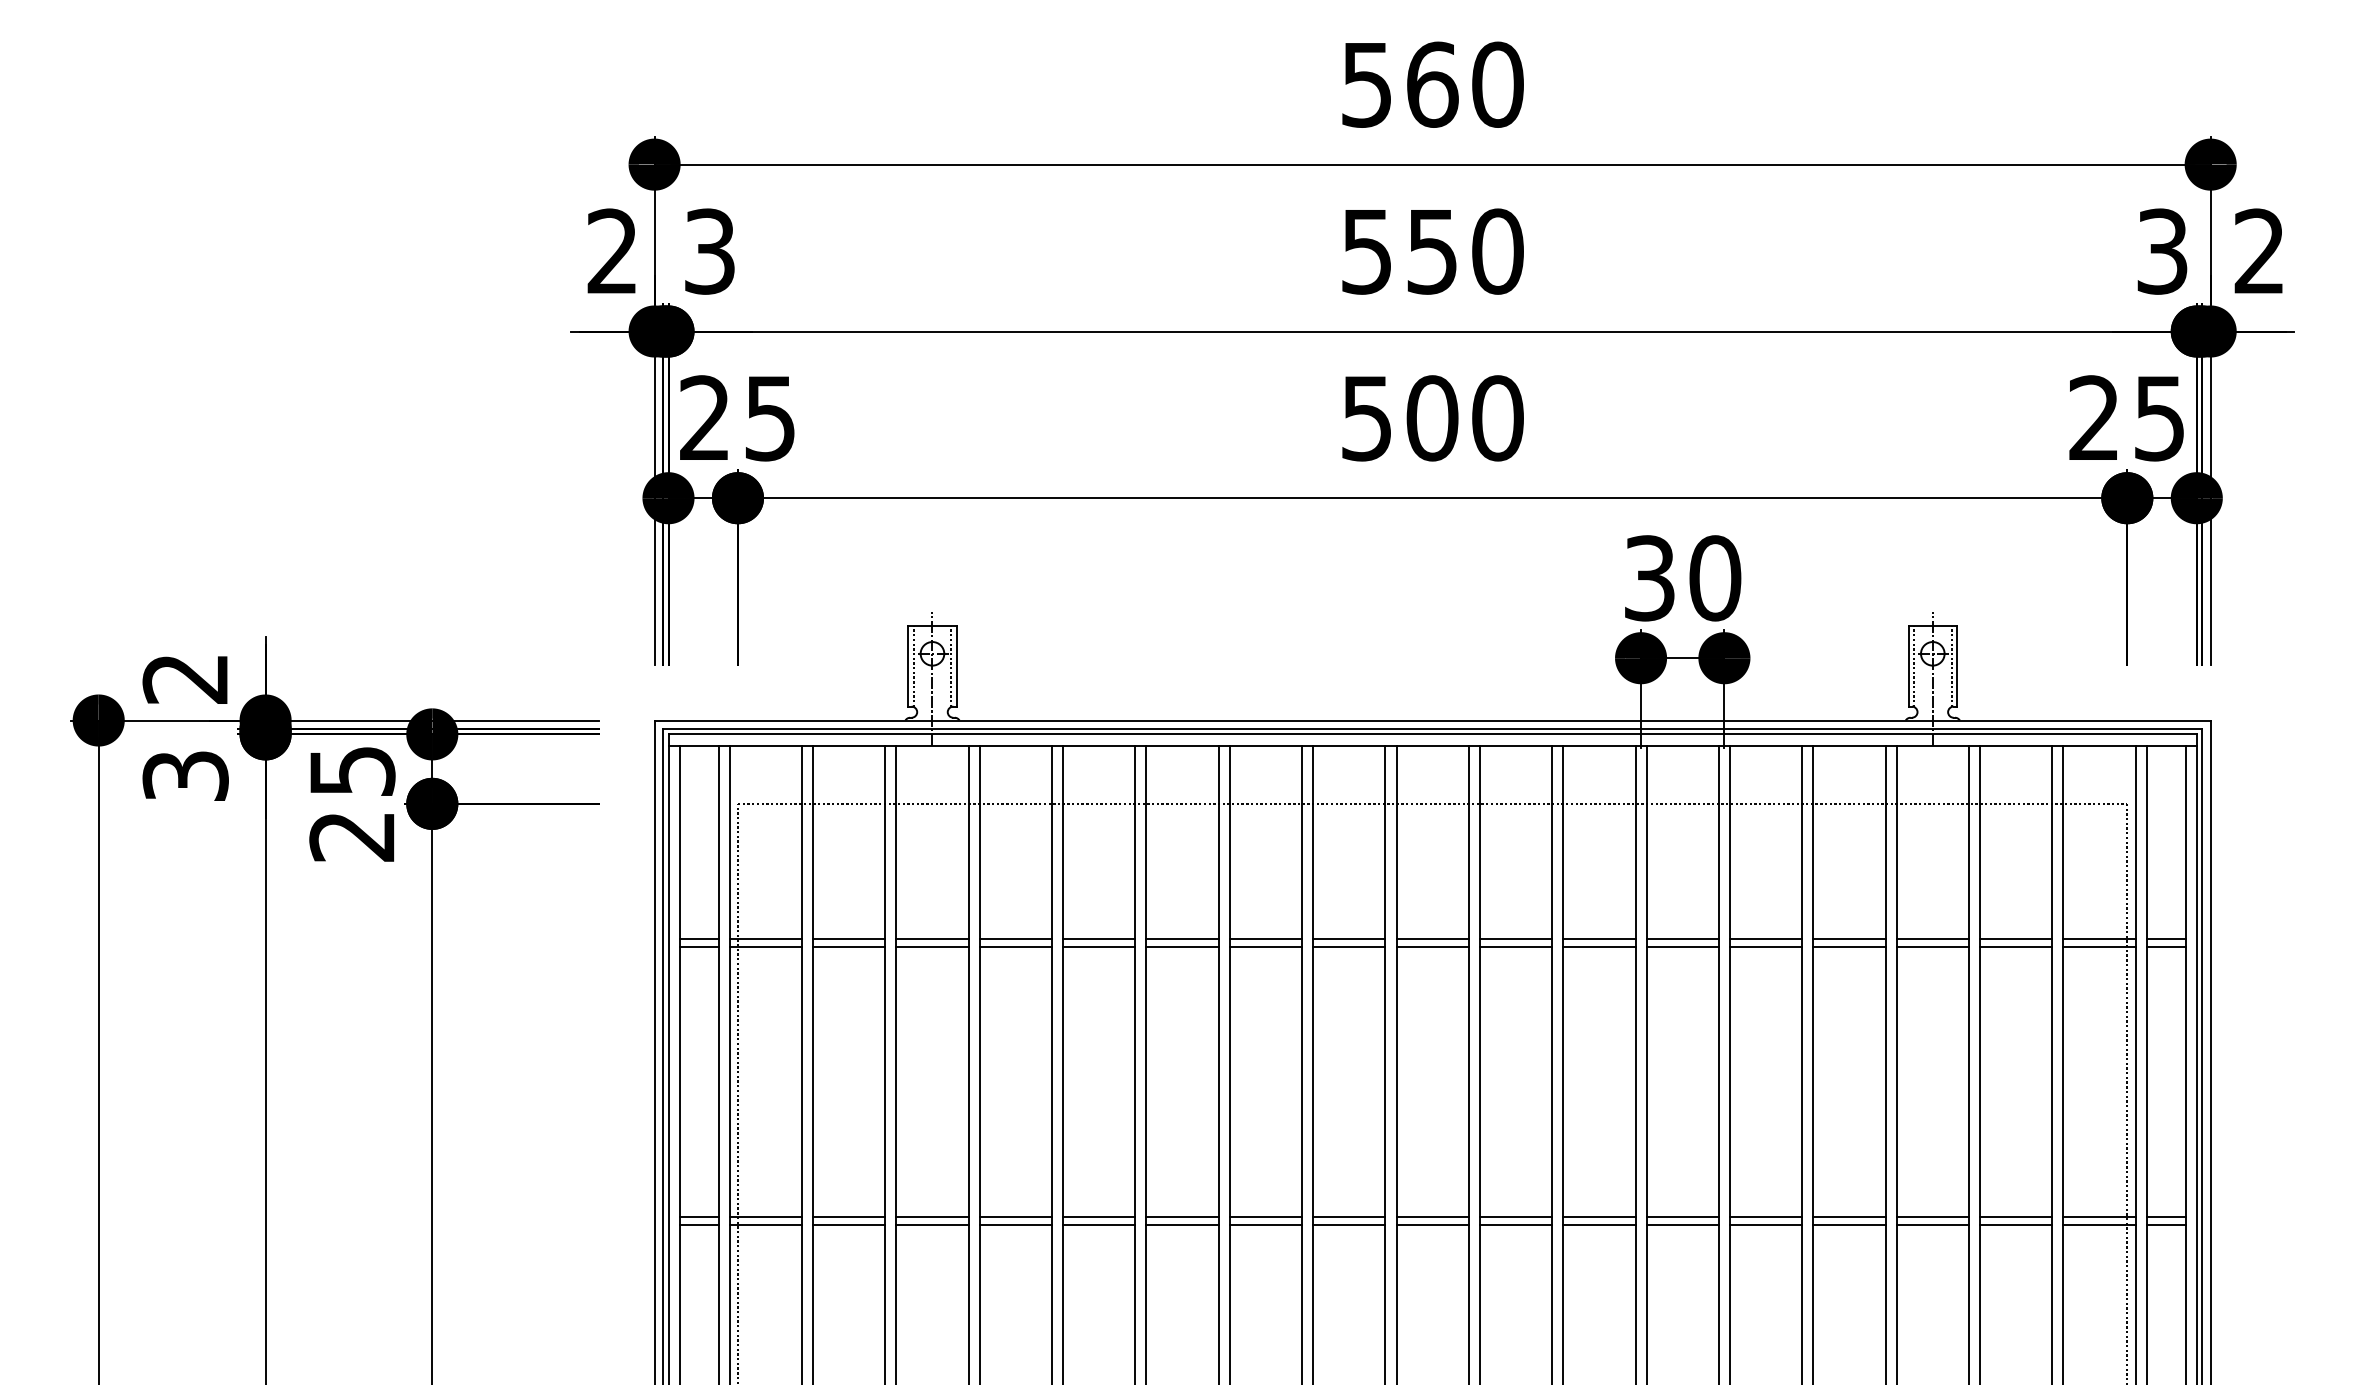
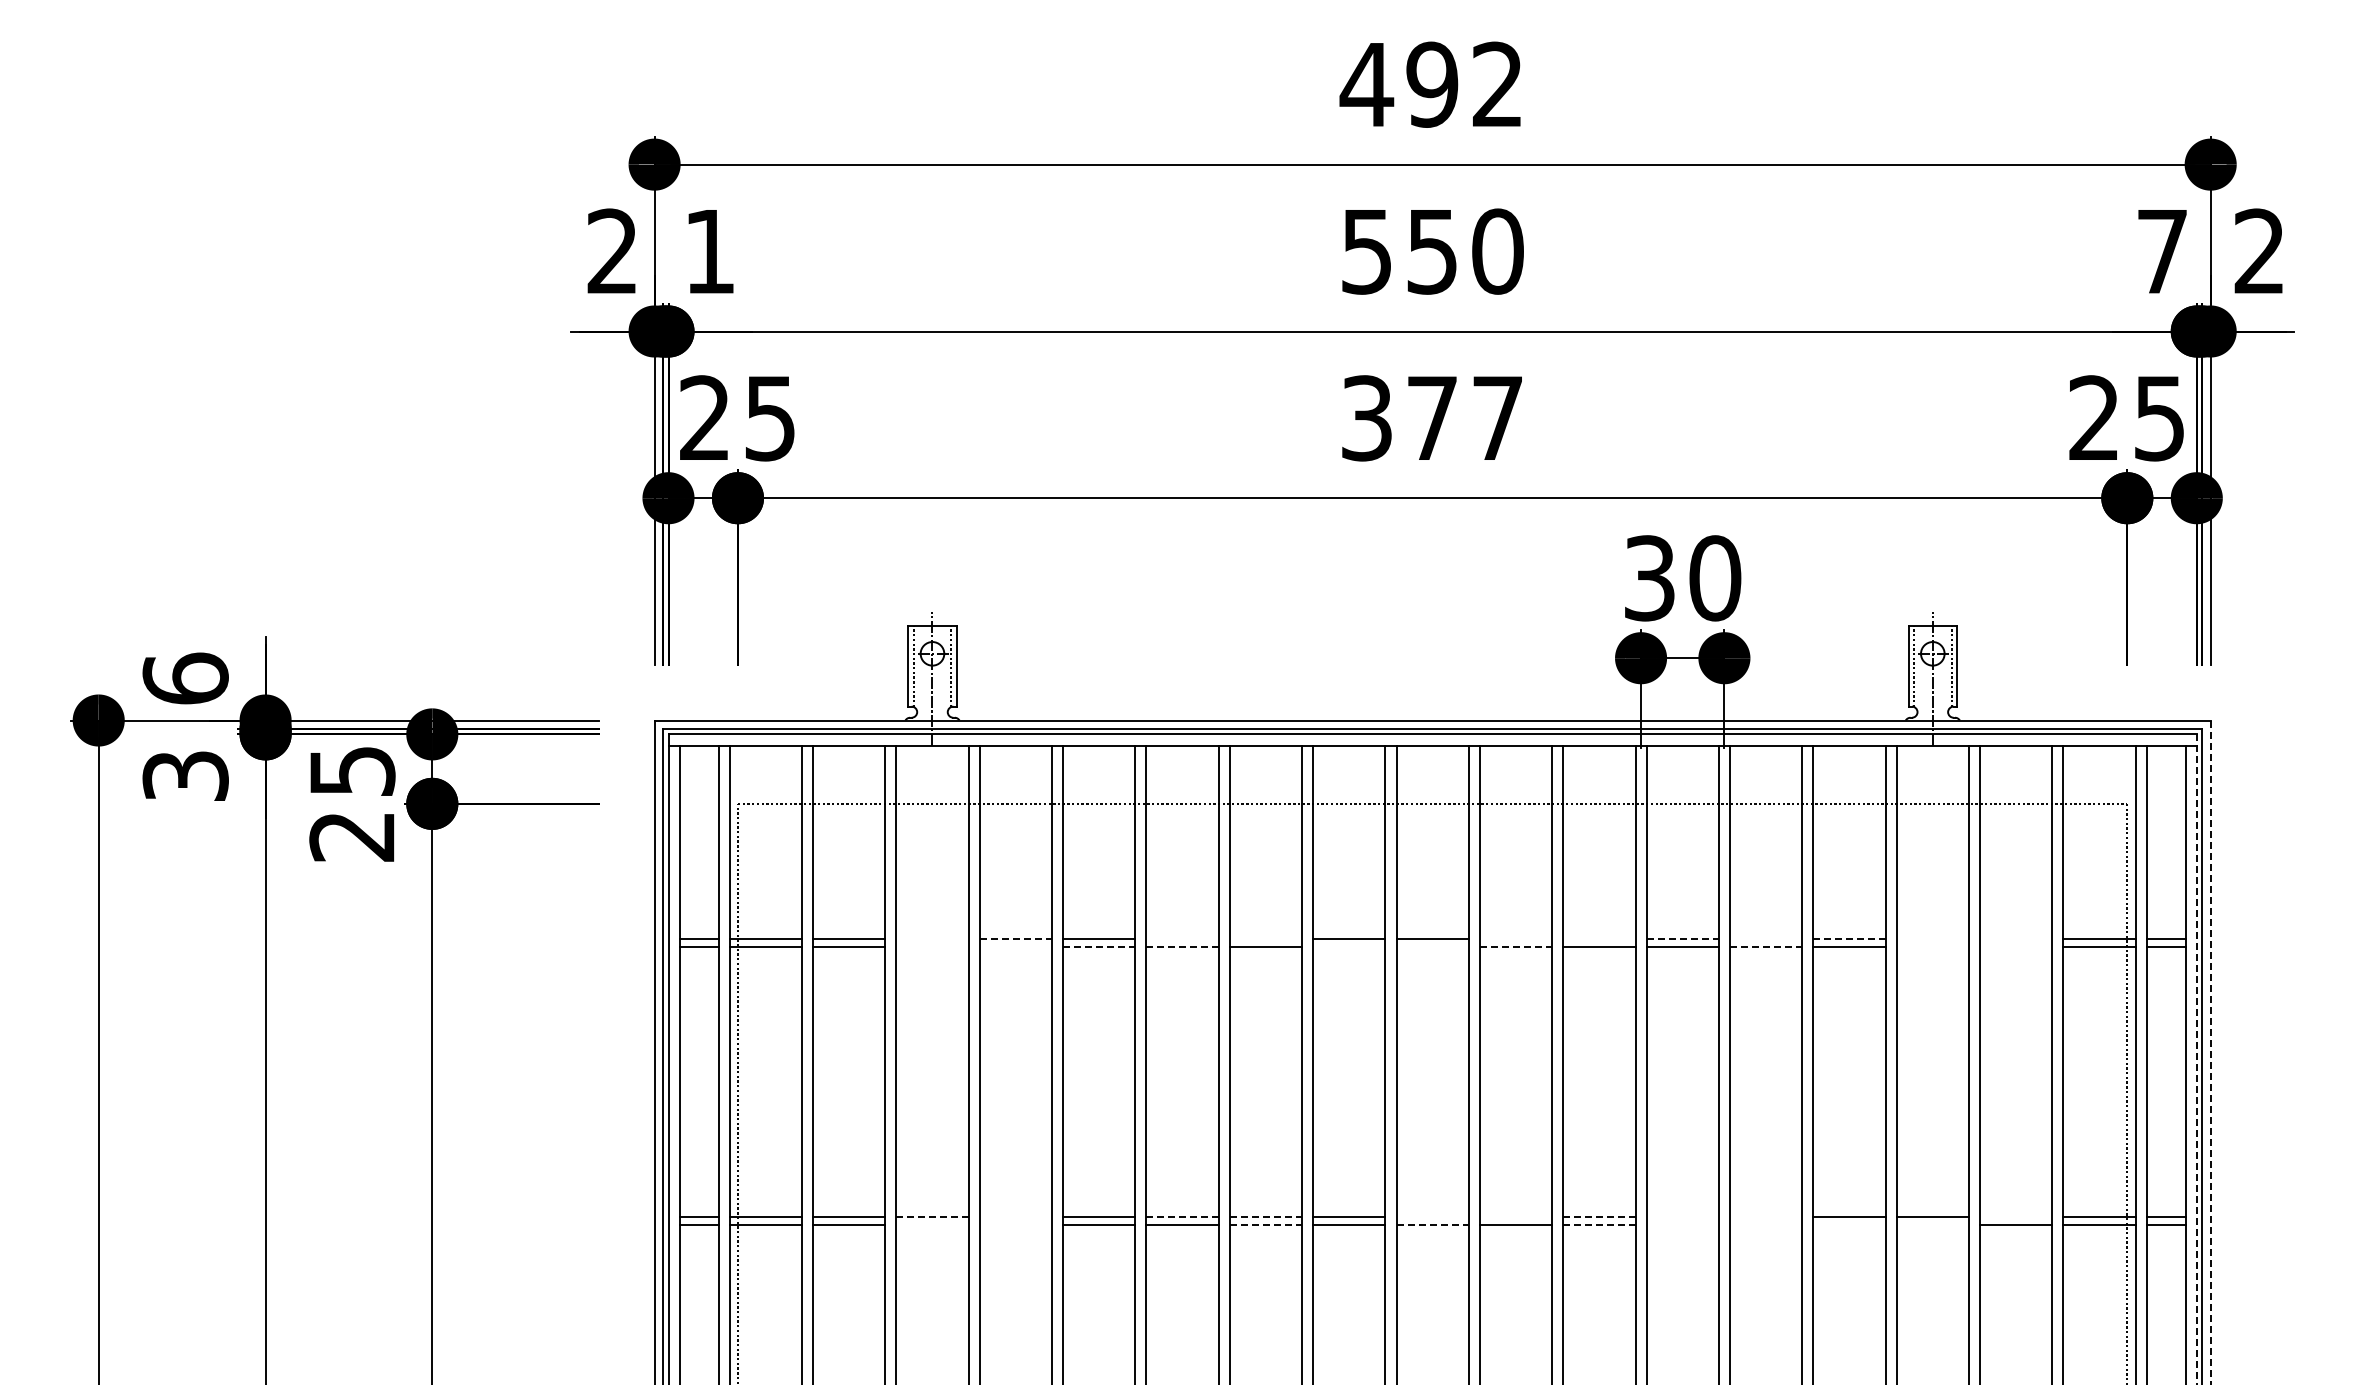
text: 560 -> 492 (1431, 84)
text: 3 -> 1 (709, 251)
text: 3 -> 7 (2162, 251)
text: 500 -> 377 (1432, 418)
text: 2 -> 6 (185, 678)
line: present -> none (932, 938)
line: solid -> dashed (1016, 938)
line: present -> none (1182, 938)
line: present -> none (1265, 938)
line: present -> none (1515, 938)
line: present -> none (1599, 938)
line: solid -> dashed (1683, 938)
line: present -> none (1765, 938)
line: solid -> dashed (1849, 938)
line: present -> none (1932, 938)
line: present -> none (2016, 938)
line: present -> none (932, 946)
line: present -> none (1015, 946)
line: solid -> dashed (1099, 946)
line: solid -> dashed (1183, 946)
line: present -> none (1349, 946)
line: present -> none (1432, 946)
line: solid -> dashed (1516, 946)
line: solid -> dashed (1766, 946)
line: present -> none (1932, 946)
line: present -> none (2016, 946)
line: solid -> dashed (2210, 1052)
line: solid -> dashed (2196, 1059)
line: solid -> dashed (932, 1216)
line: present -> none (1015, 1216)
line: solid -> dashed (1183, 1216)
line: solid -> dashed (1266, 1216)
line: present -> none (1432, 1216)
line: present -> none (1515, 1216)
line: solid -> dashed (1599, 1216)
line: present -> none (1682, 1216)
line: present -> none (1765, 1216)
line: present -> none (2016, 1216)
line: present -> none (932, 1224)
line: present -> none (1015, 1224)
line: solid -> dashed (1266, 1224)
line: solid -> dashed (1433, 1224)
line: solid -> dashed (1599, 1224)
line: present -> none (1682, 1224)
line: present -> none (1765, 1224)
line: present -> none (1849, 1224)
line: present -> none (1932, 1224)
